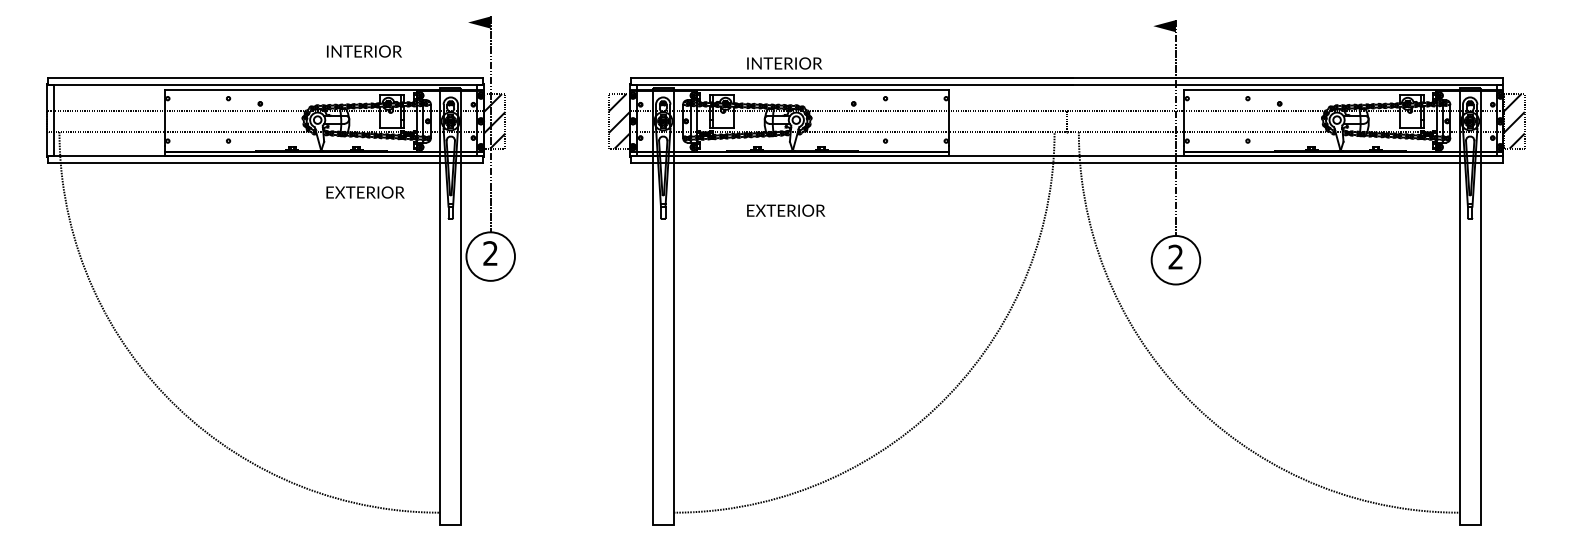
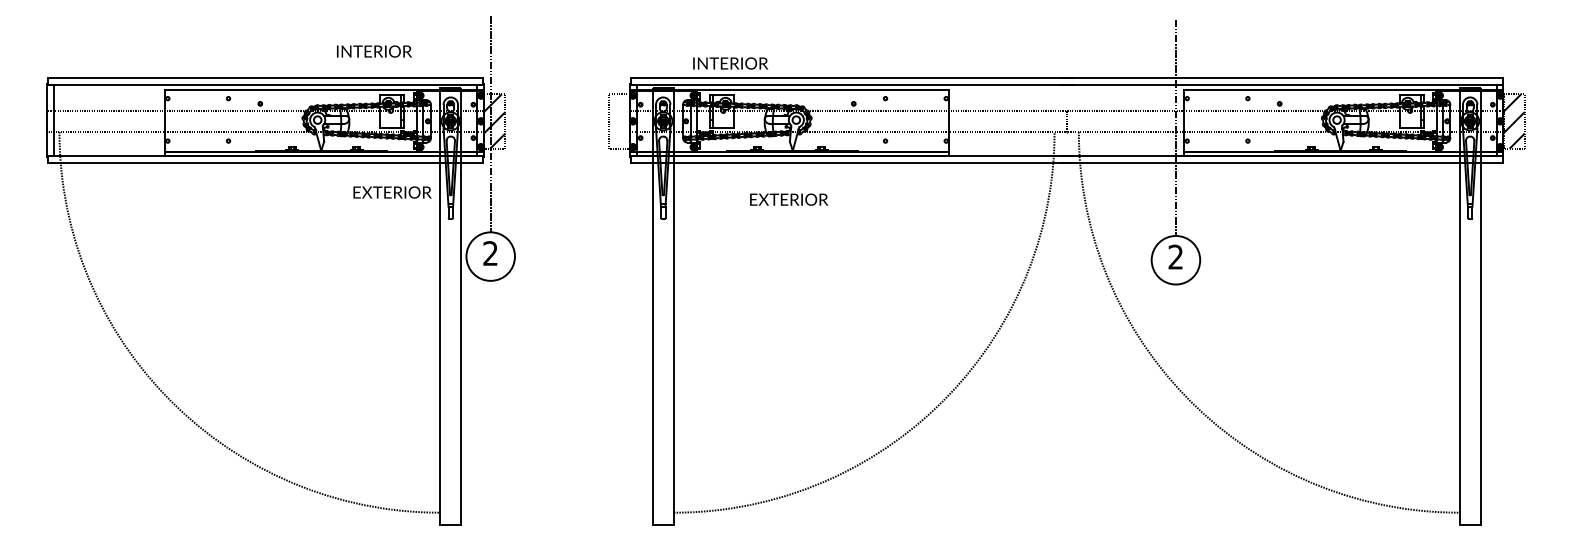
fill: present -> none (479, 22)
fill: present -> none (1164, 26)
text position: (364, 51) -> (374, 51) (374, 51)
text position: (784, 63) -> (730, 63) (730, 63)
hatch: present -> none (618, 121)
text position: (365, 192) -> (392, 192) (392, 192)
text position: (786, 210) -> (789, 199) (789, 199)
